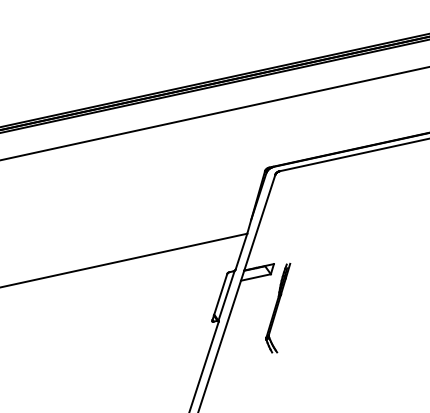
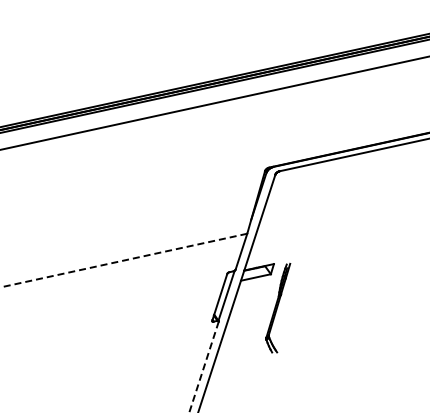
line position: (214, 113) -> (214, 103) (214, 103)
line: solid -> dashed (123, 260)
line: solid -> dashed (204, 366)
